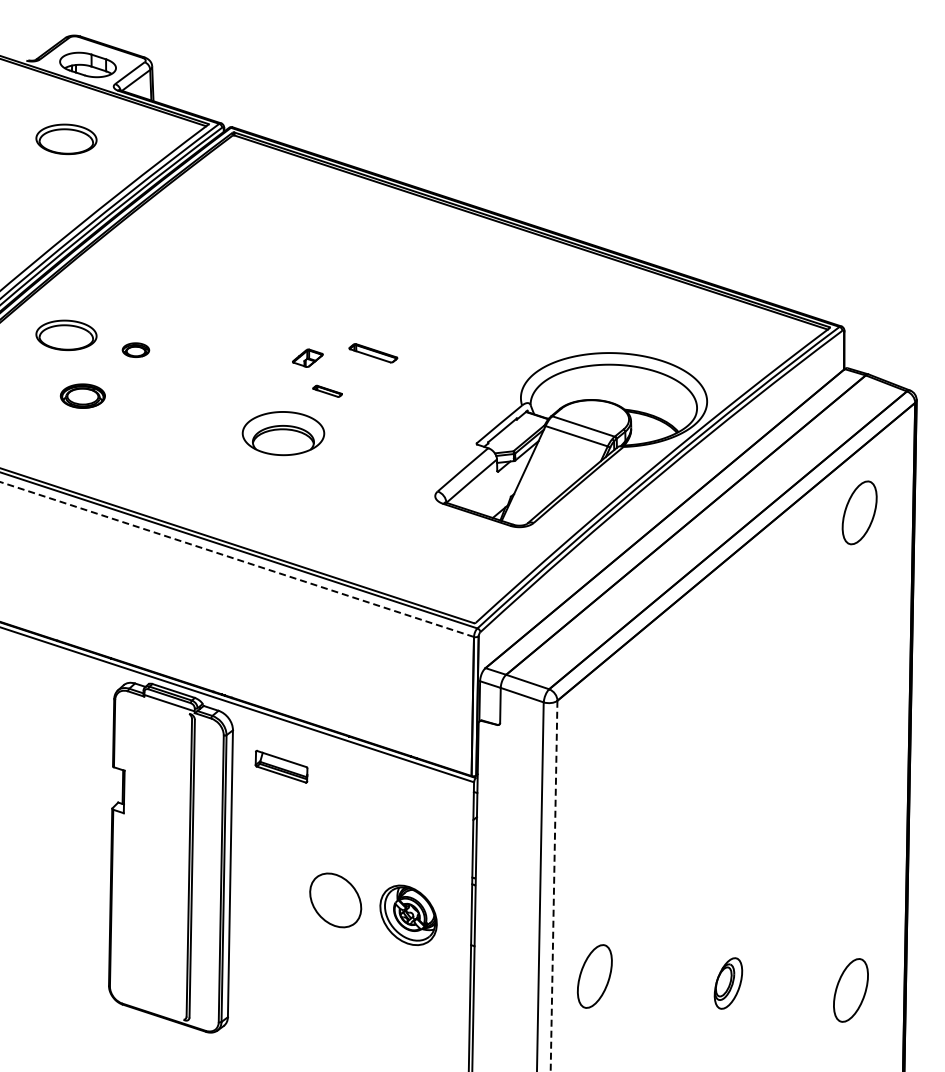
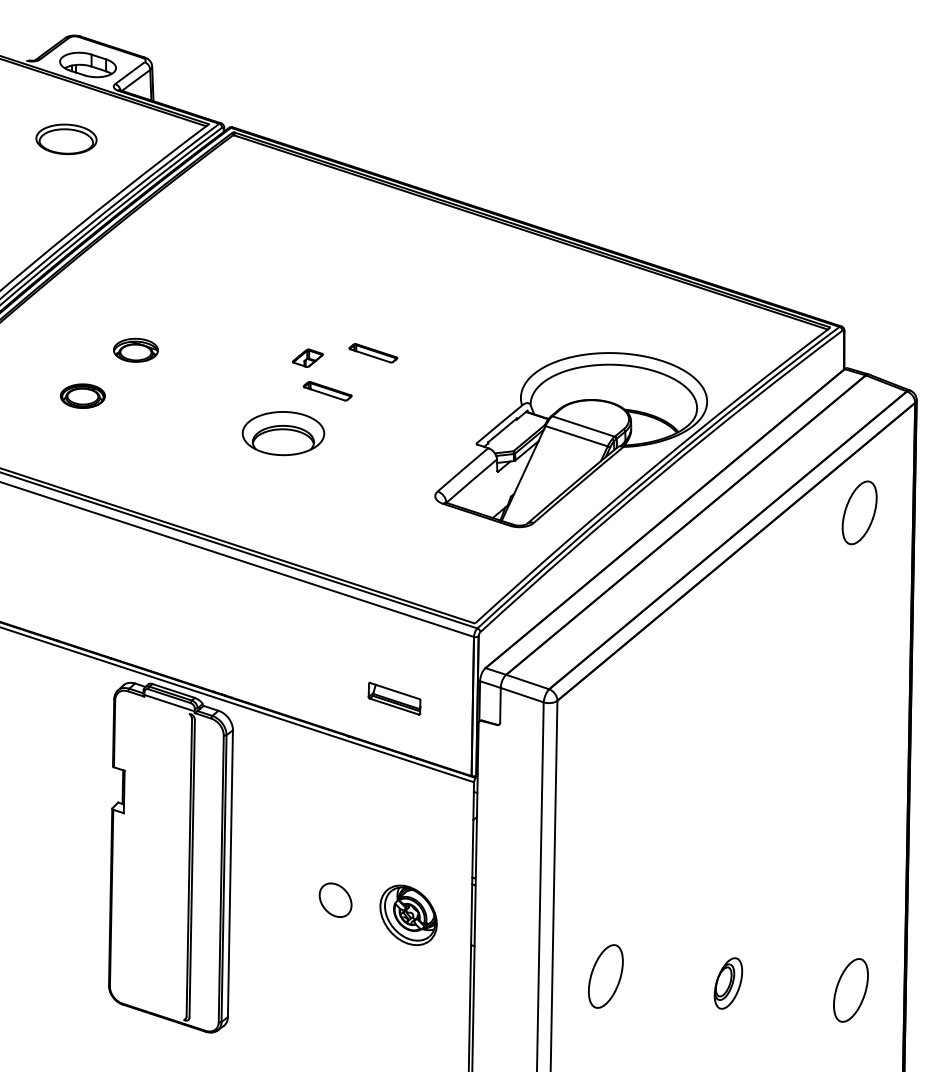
part: present -> none (66, 335)
part size: 30x16 px -> 46x26 px (135, 349)
part size: 31x14 px -> 51x21 px (327, 391)
line: dashed -> solid (236, 559)
part position: (281, 766) -> (394, 698) (394, 698)
line: dashed -> solid (554, 886)
part size: 54x57 px -> 35x36 px (335, 899)
part position: (594, 976) -> (605, 976) (605, 976)
